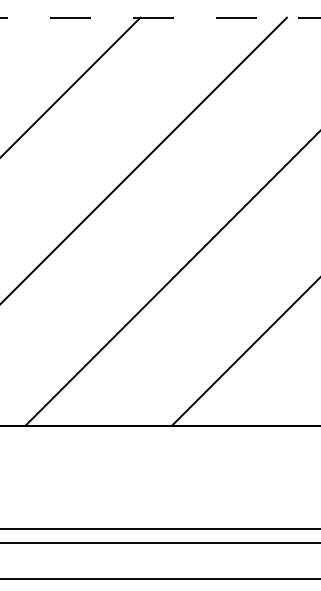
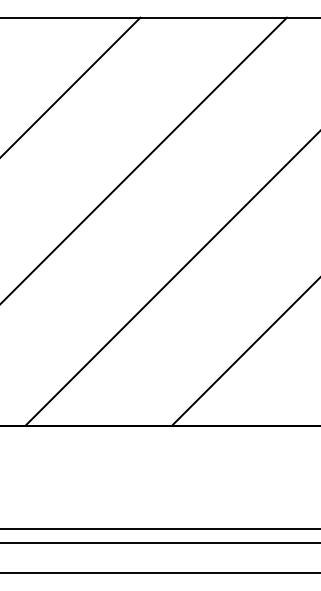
line: dashed -> solid (160, 17)
line position: (159, 579) -> (159, 573) (159, 573)
